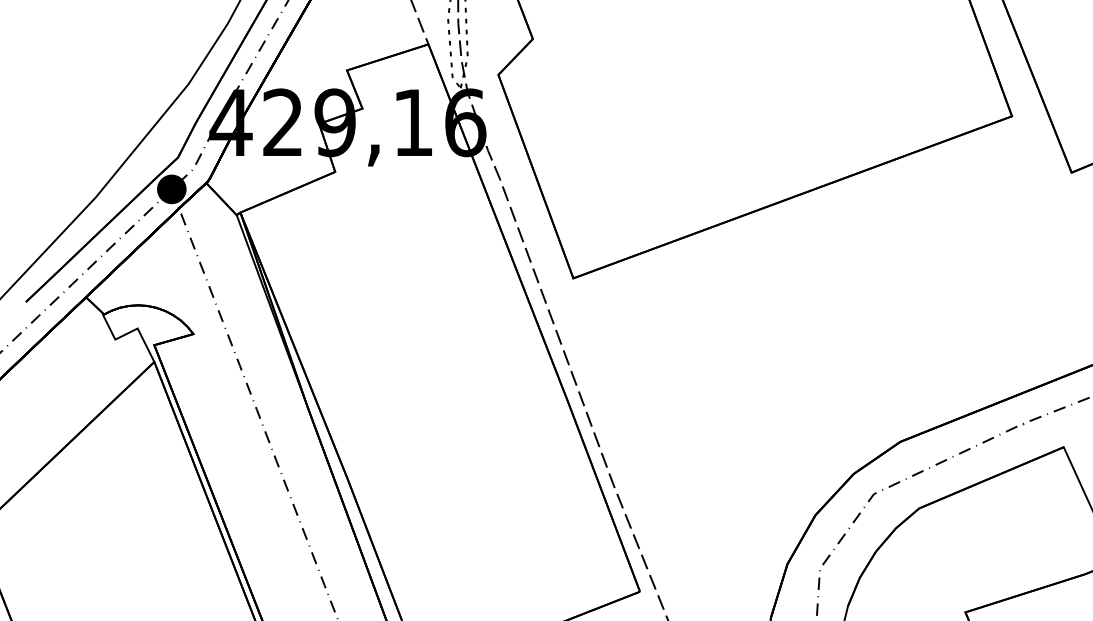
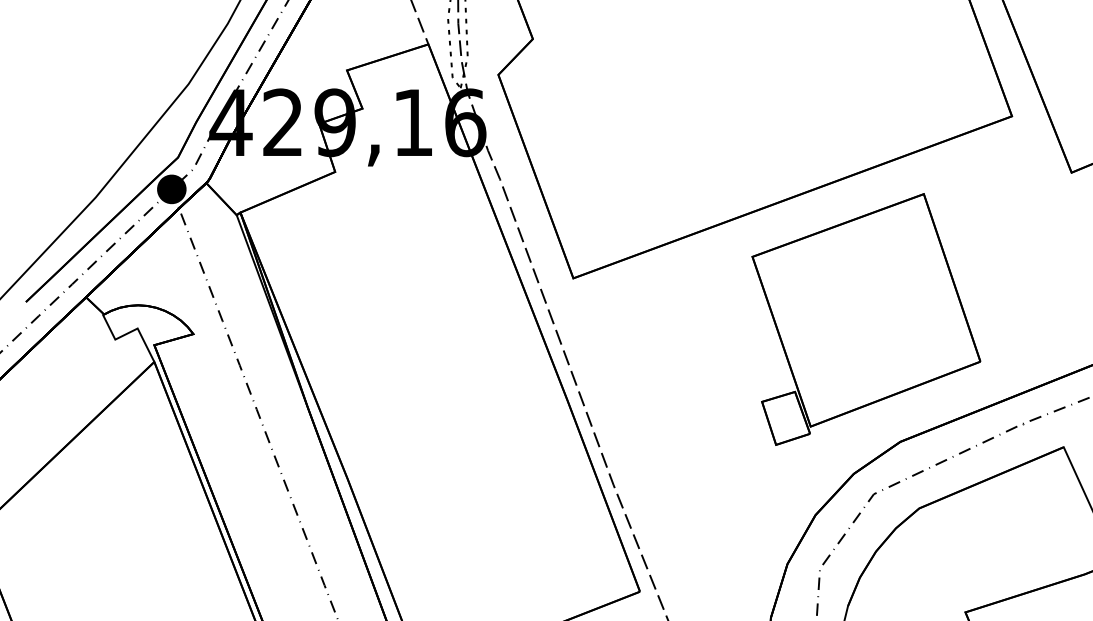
part: none -> present (866, 319)
